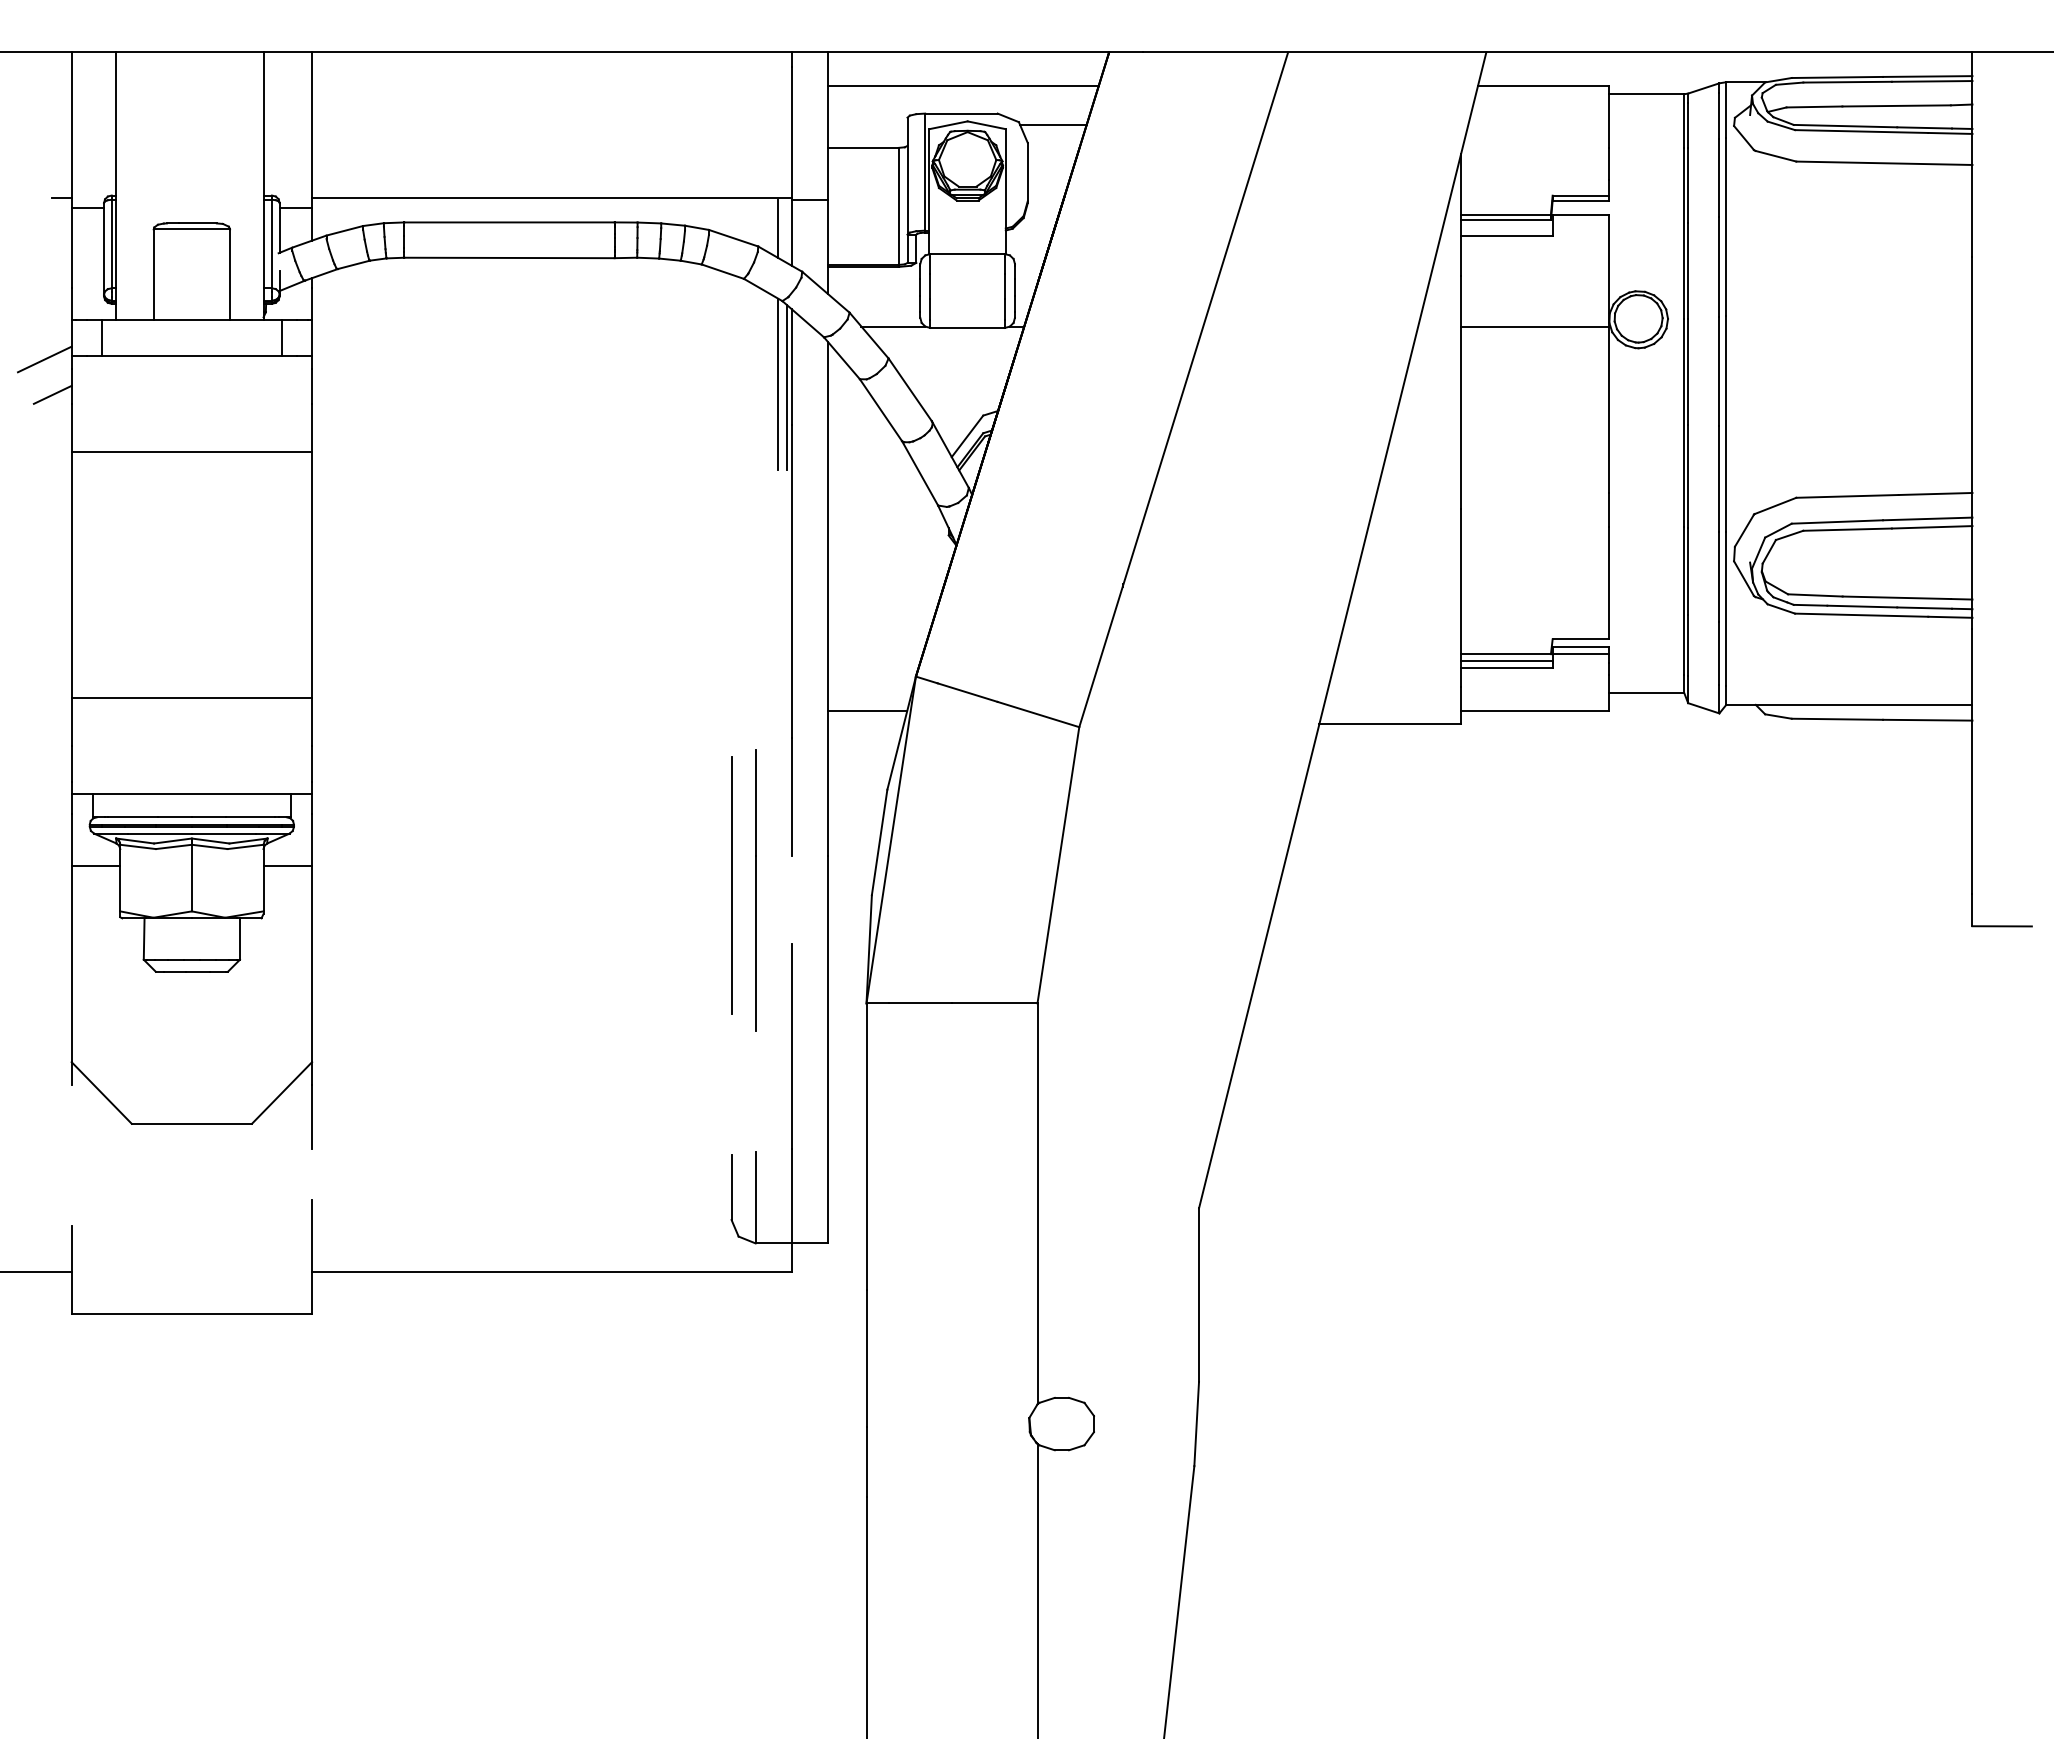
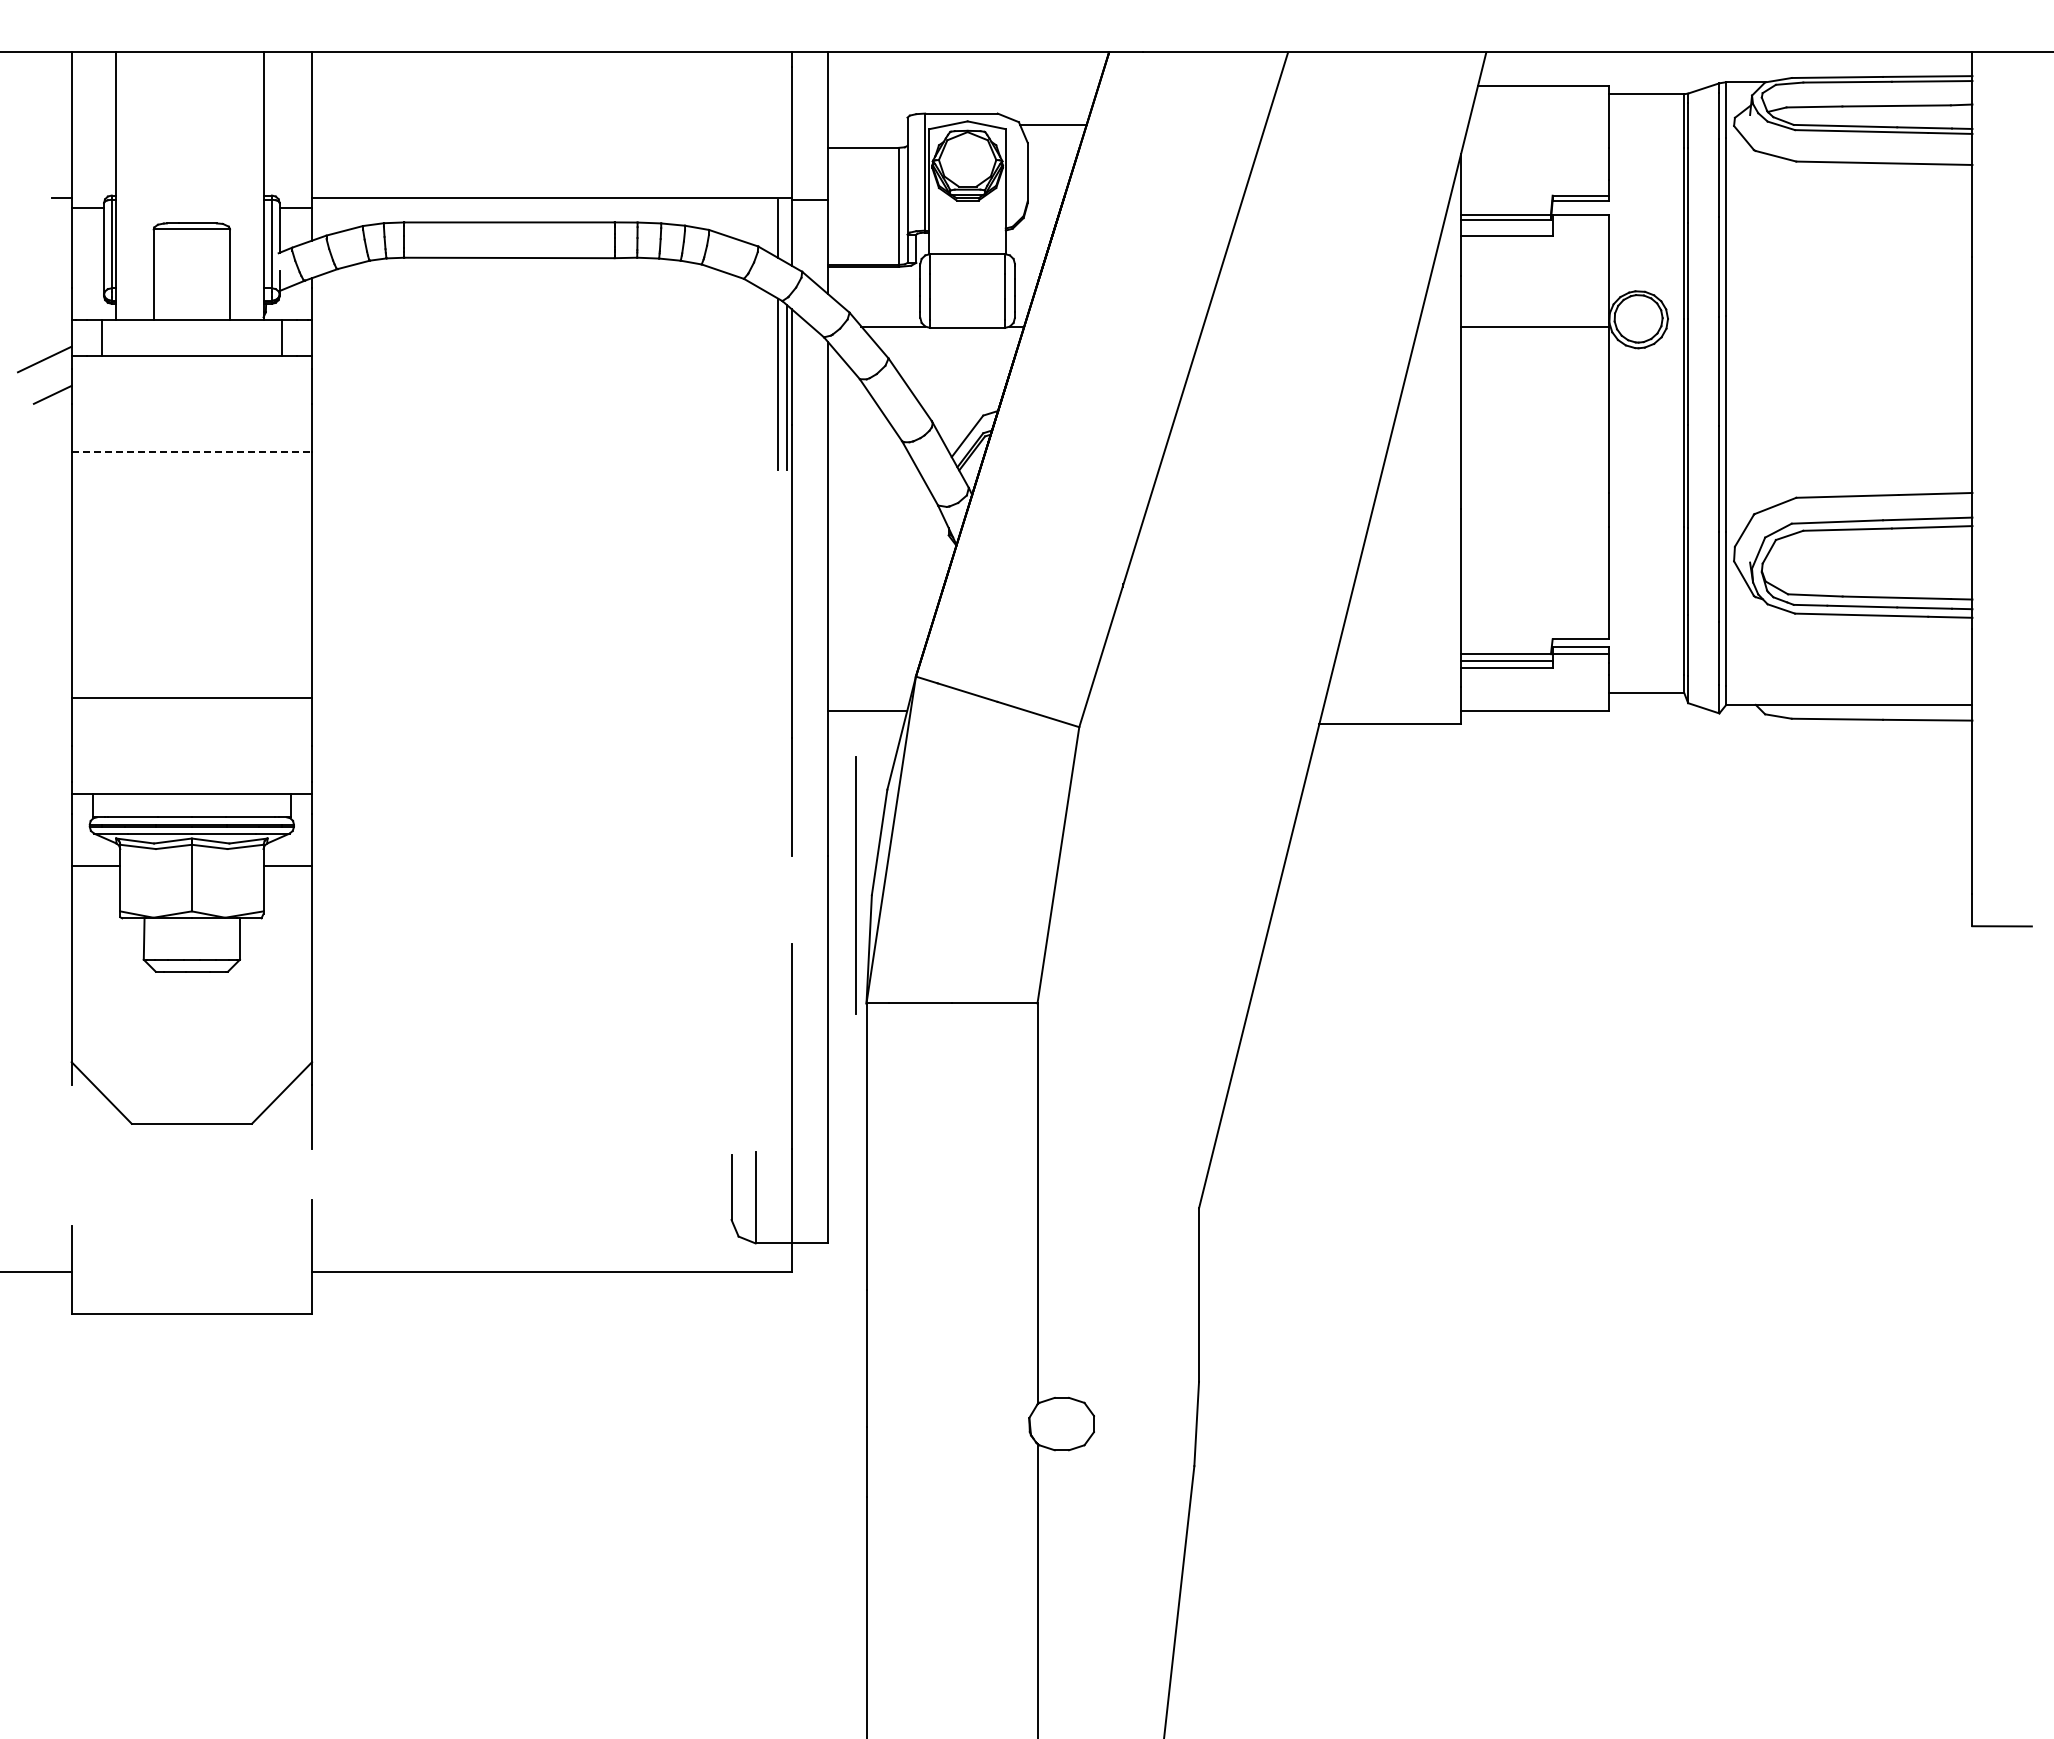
line: present -> none (962, 85)
line: solid -> dashed (192, 451)
line position: (731, 885) -> (855, 885) (855, 885)
line: present -> none (755, 890)
